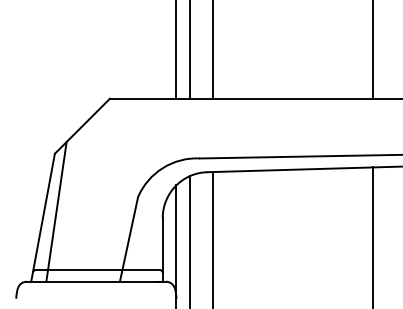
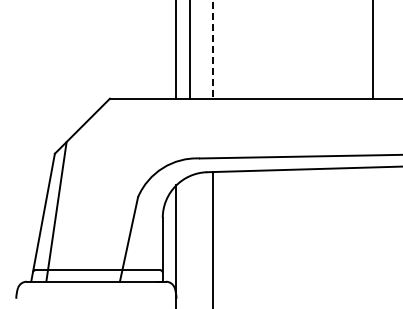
line: solid -> dashed (213, 49)
line: present -> none (373, 236)
line: present -> none (190, 240)
